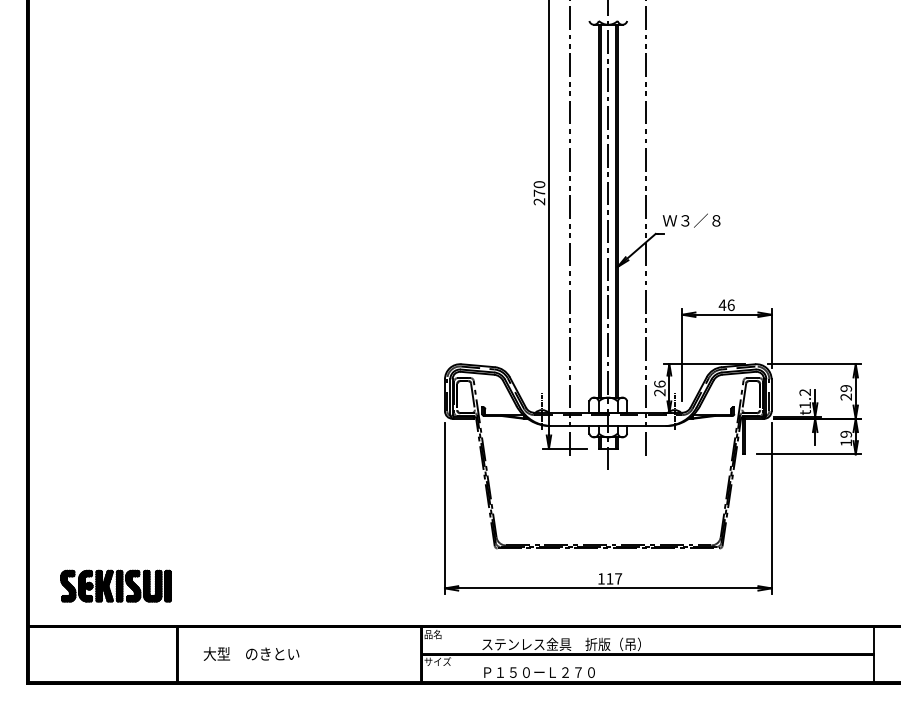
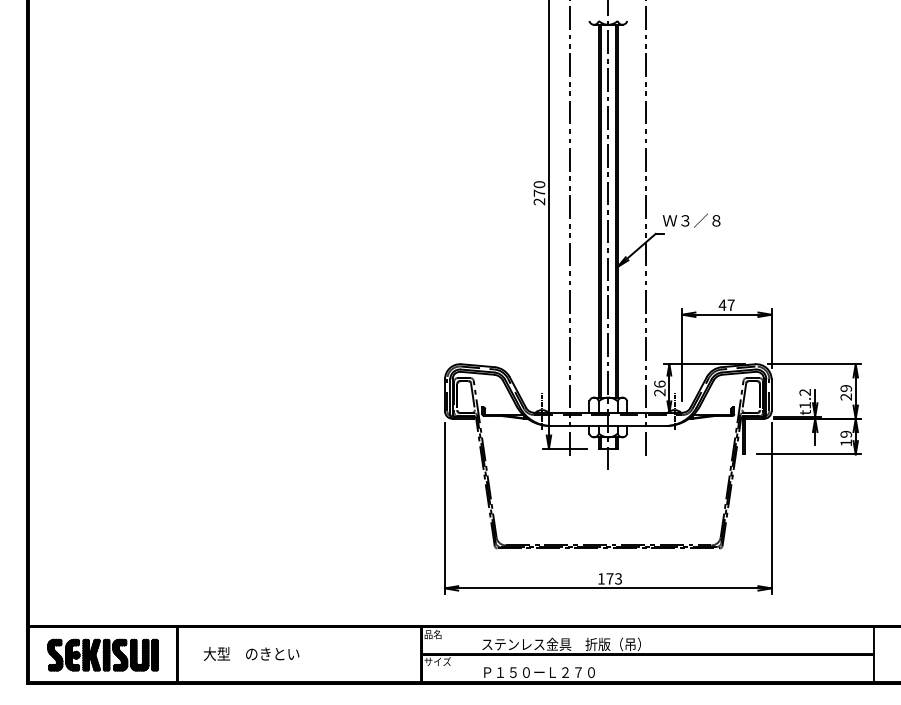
text: 46 -> 47 (730, 305)
text: 117 -> 173 (614, 578)
part position: (115, 585) -> (102, 654) (102, 654)
